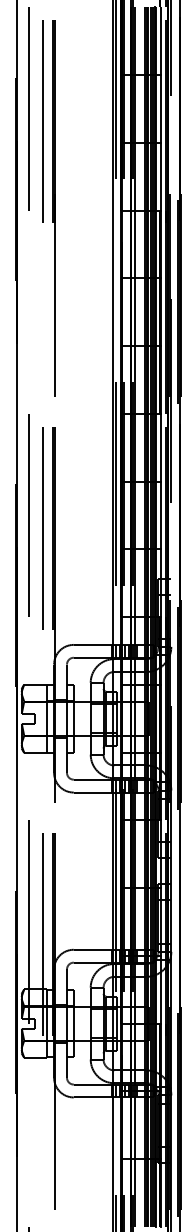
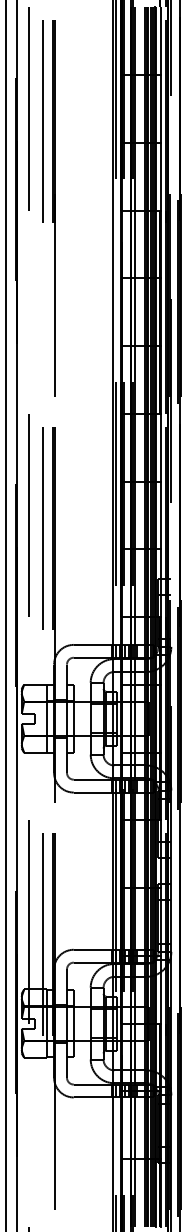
line: none -> present (5, 615)
